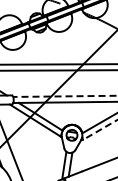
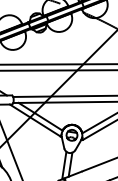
line: dashed -> solid (65, 96)
line: dashed -> solid (100, 129)
